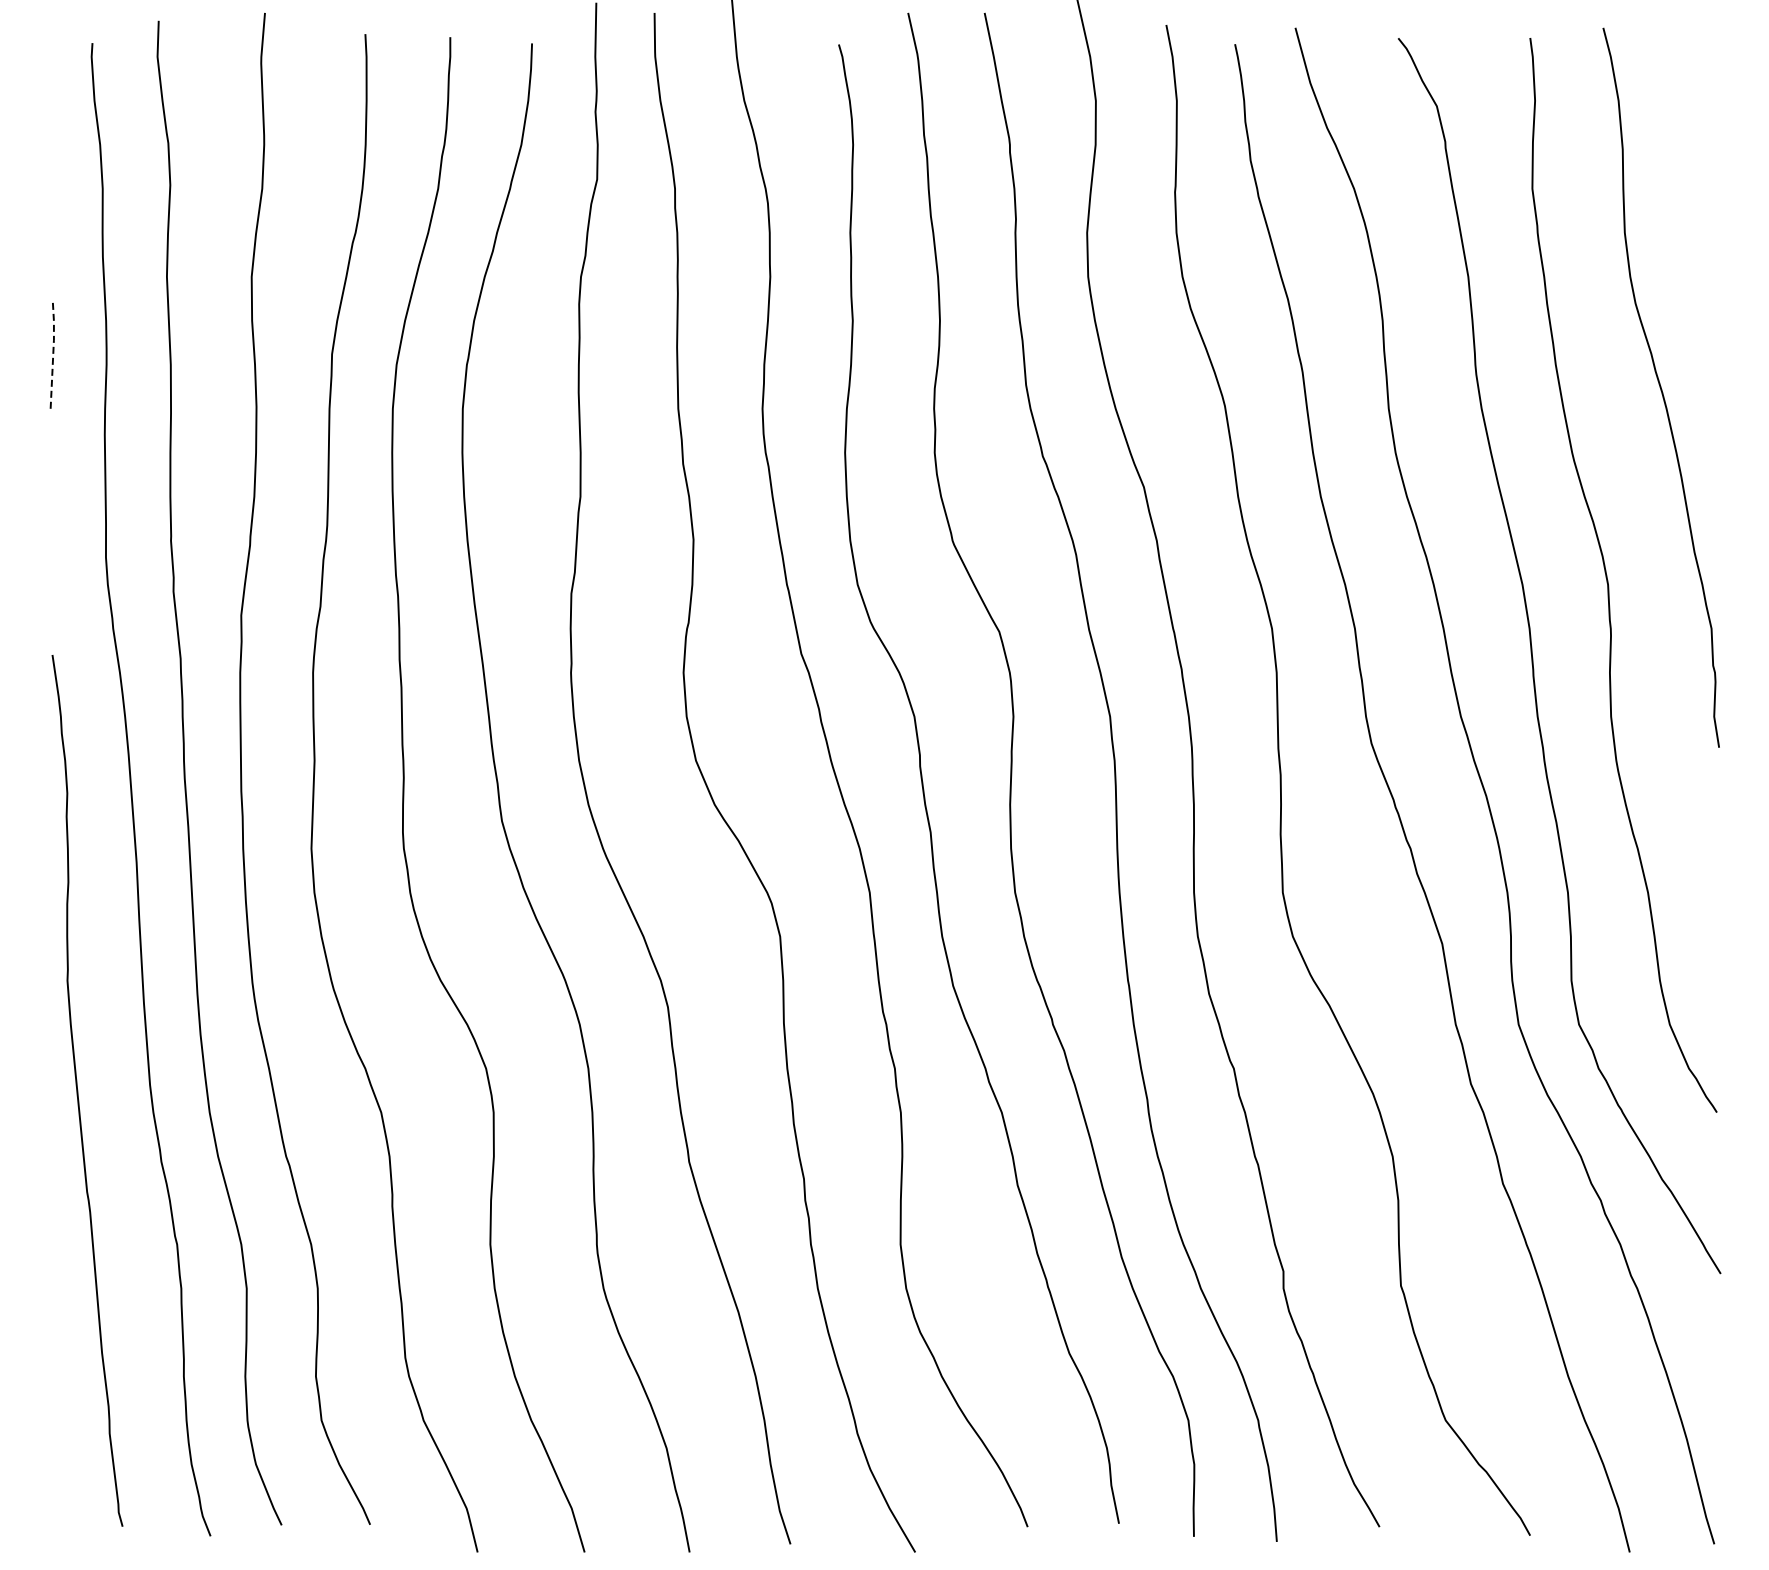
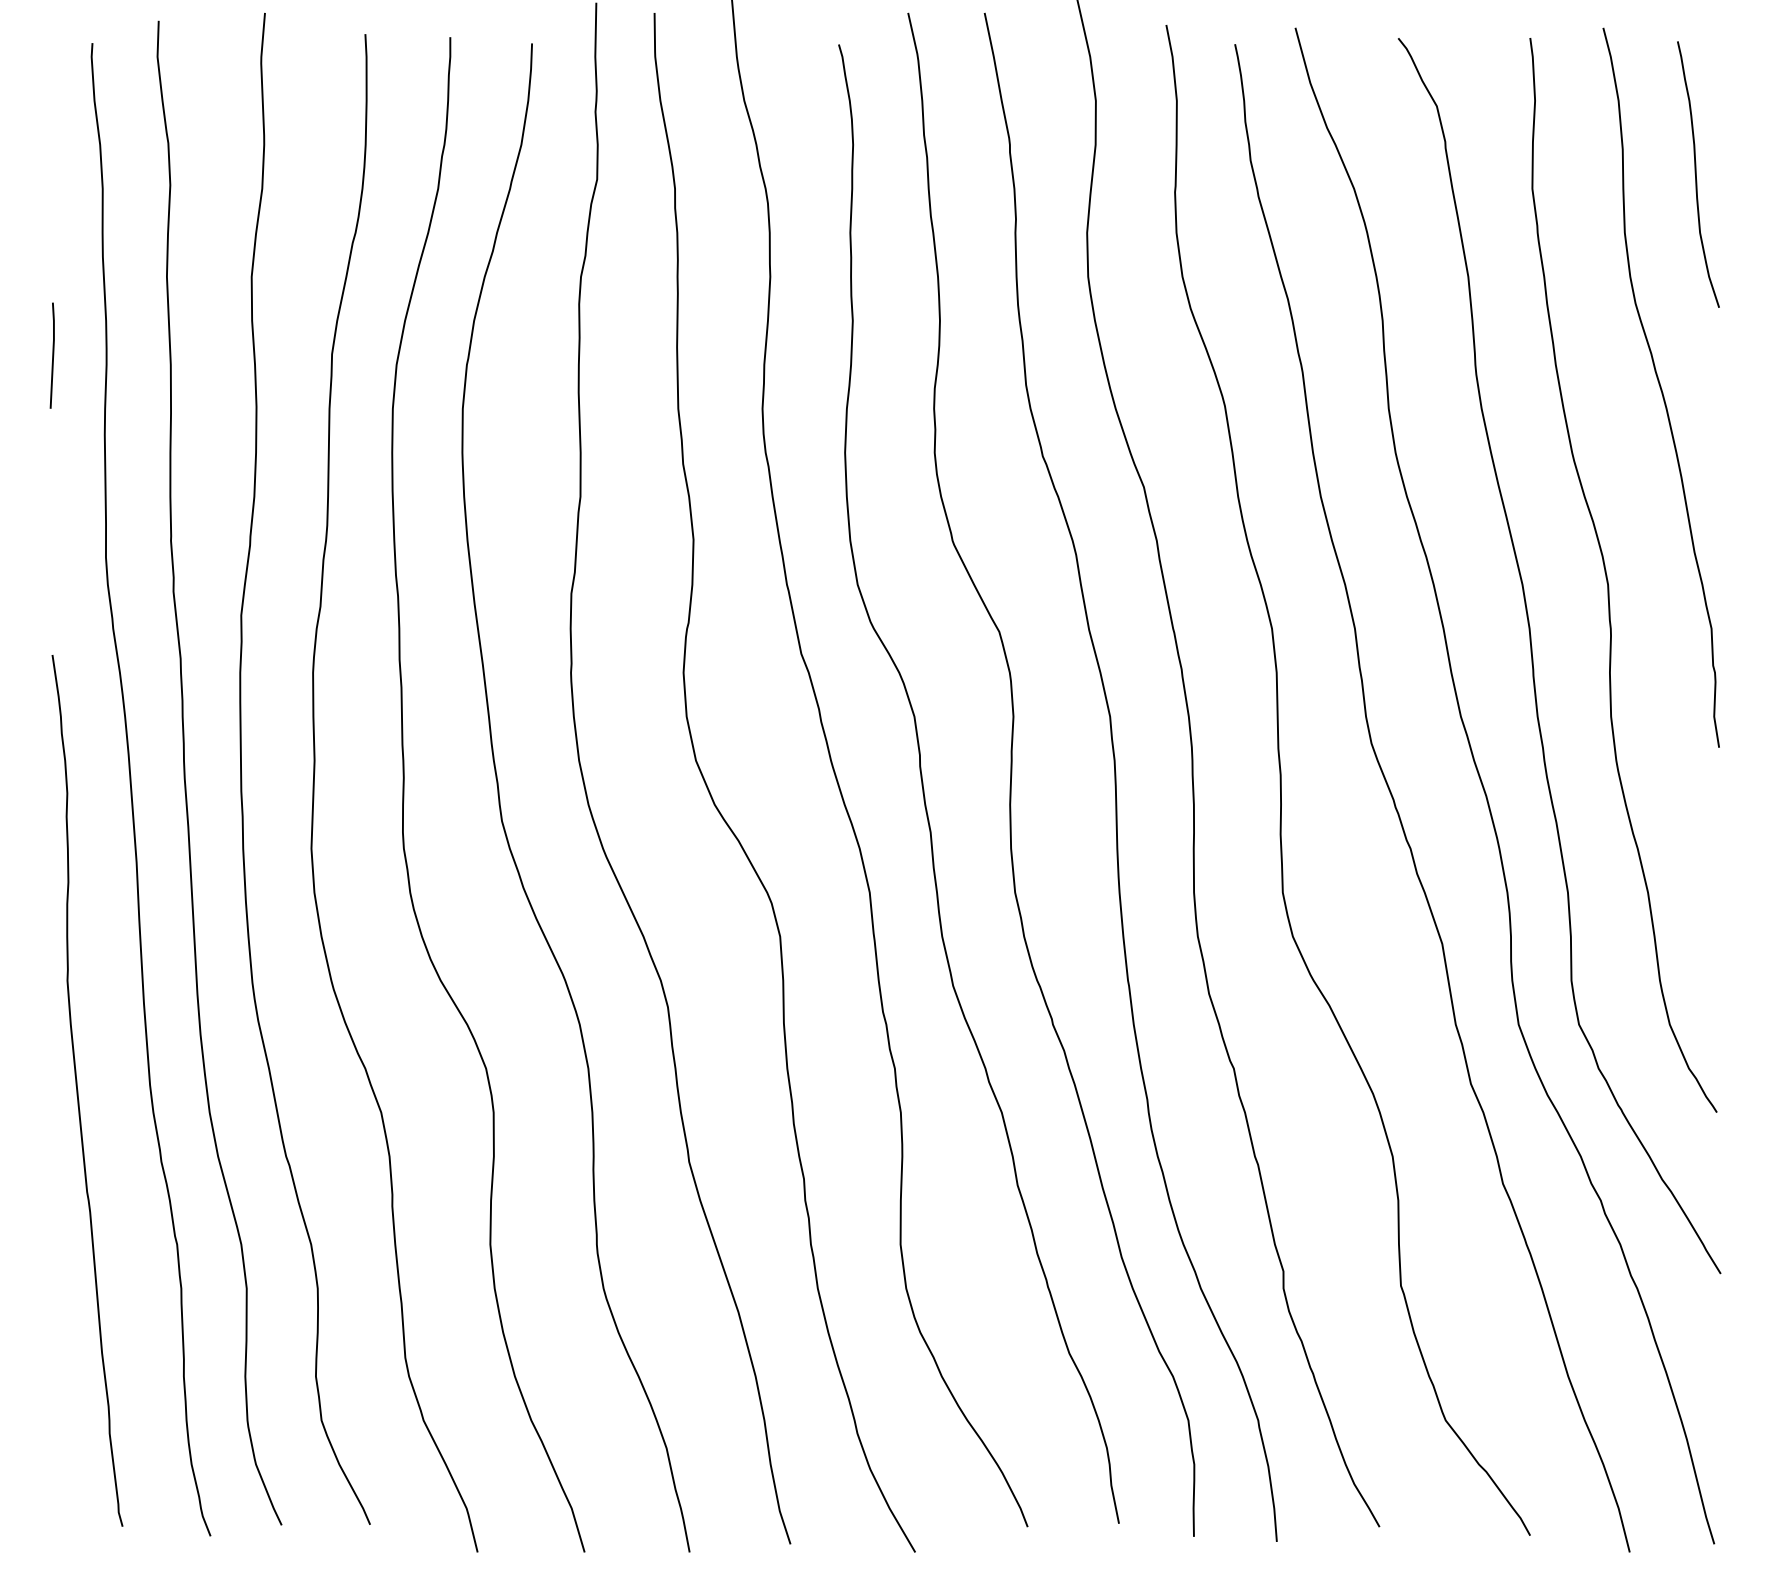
curve: none -> present (1696, 174)
line: dashed -> solid (53, 354)
